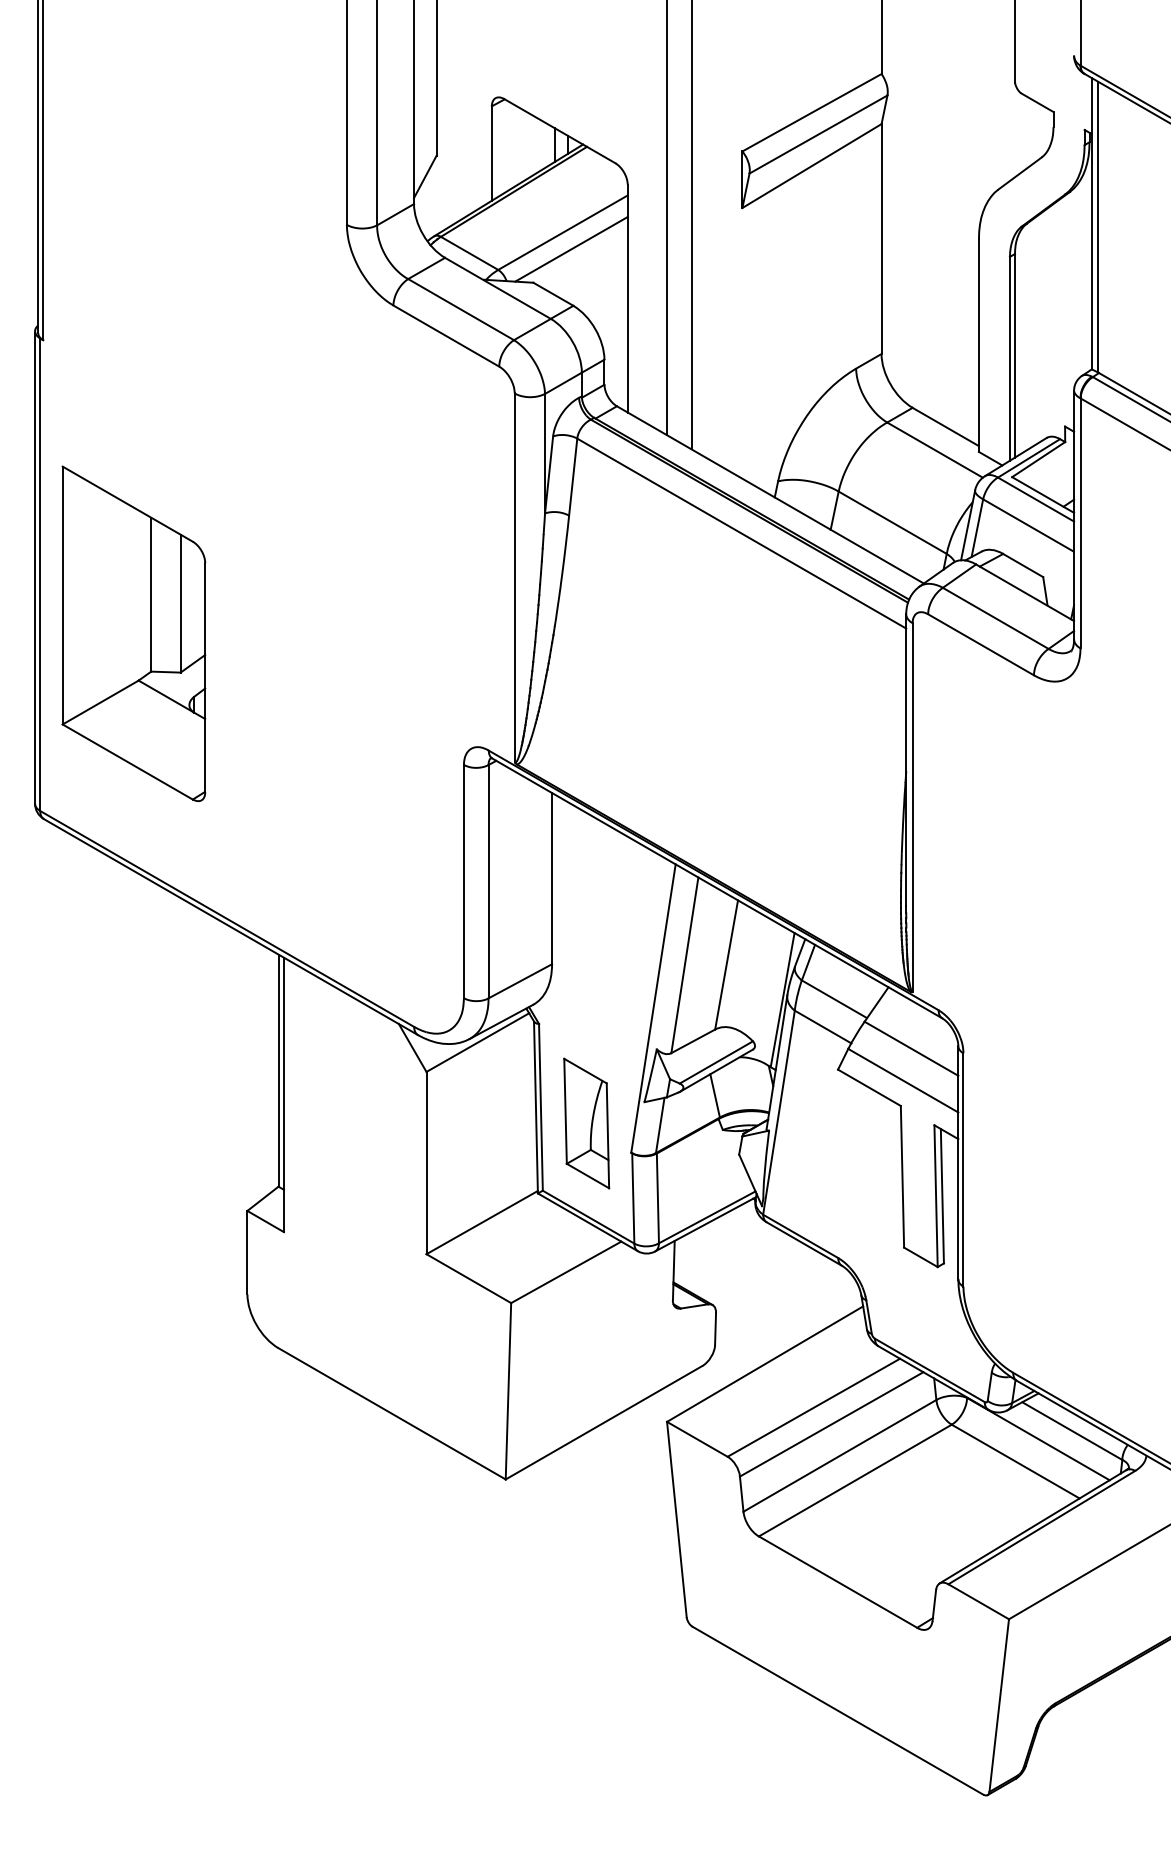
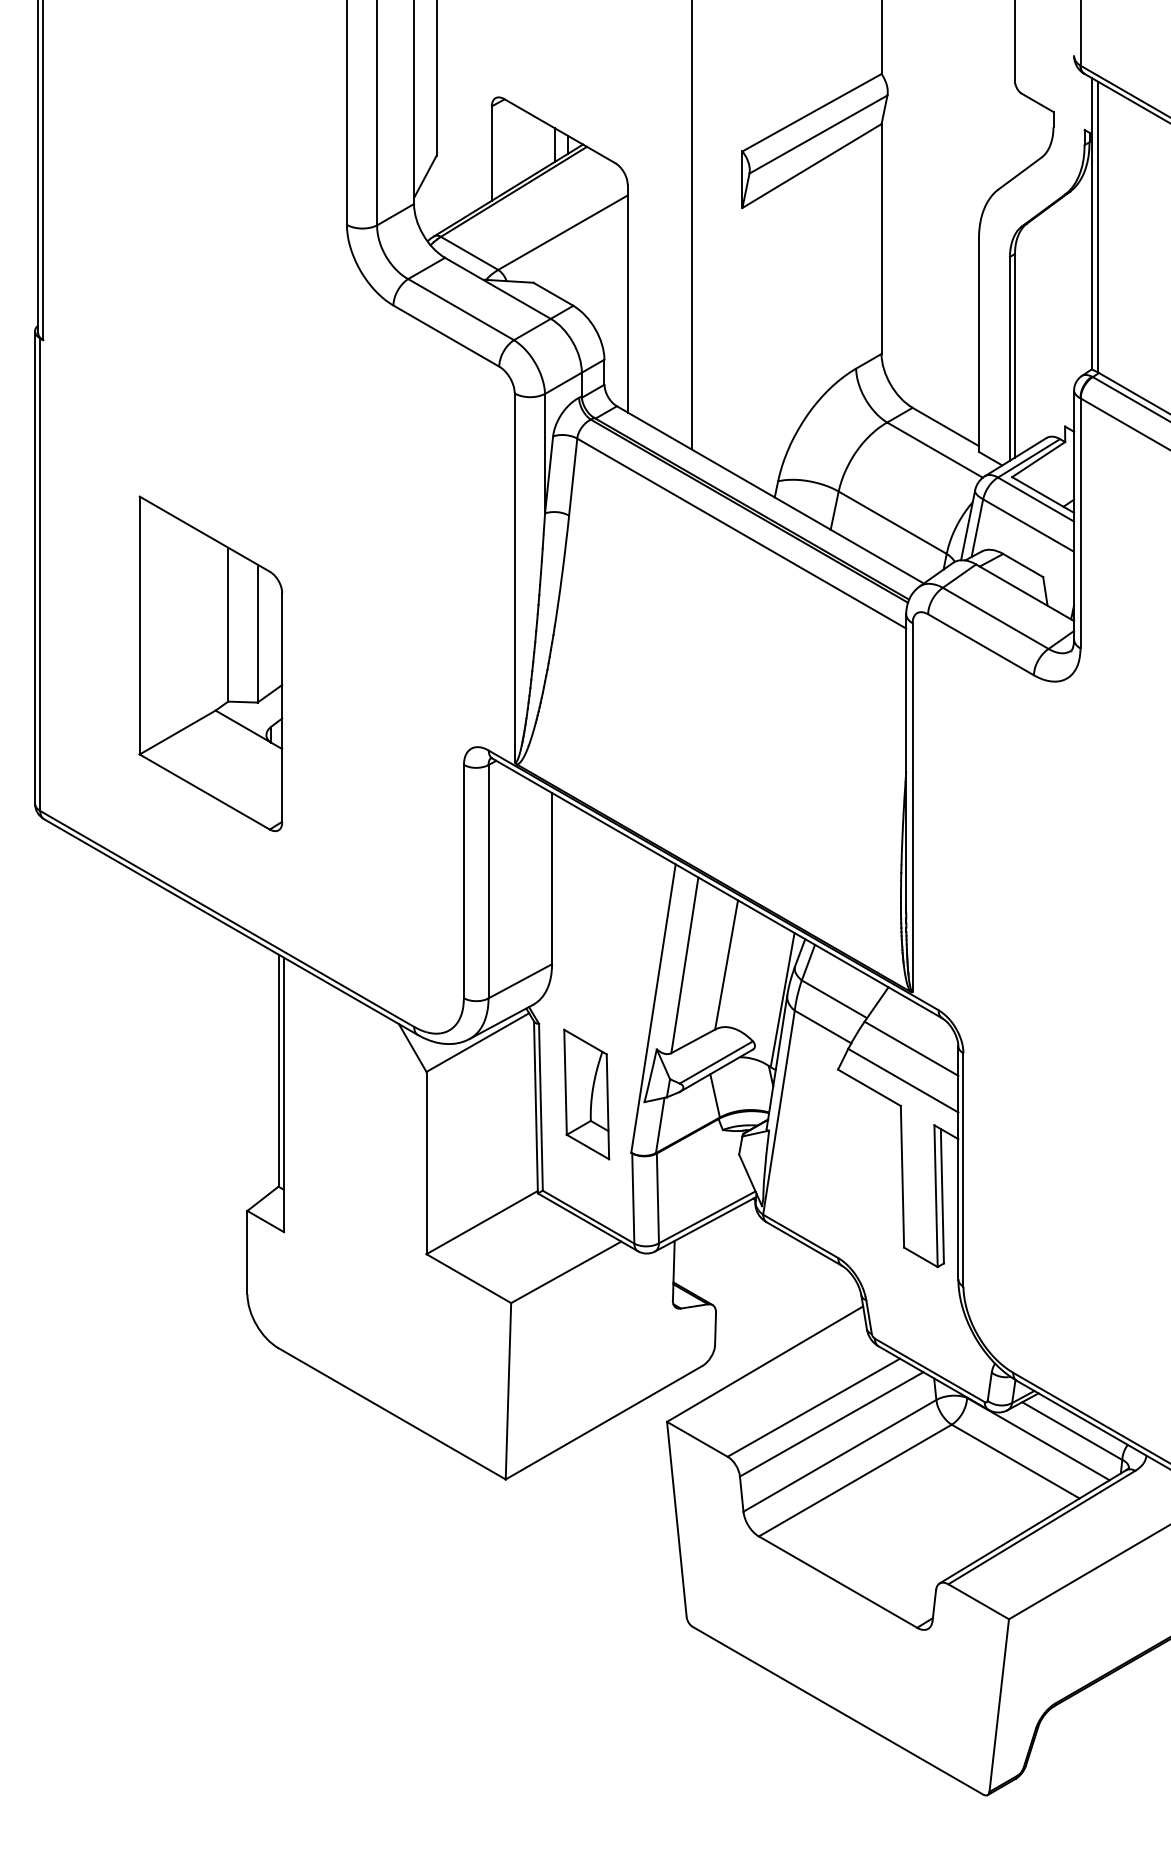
line: present -> none (666, 218)
line: present -> none (571, 248)
part position: (133, 633) -> (210, 663) (210, 663)
part position: (586, 1123) -> (586, 1094) (586, 1094)
